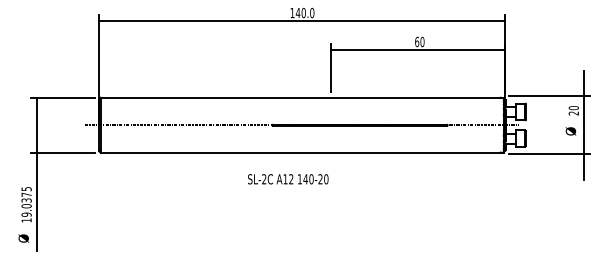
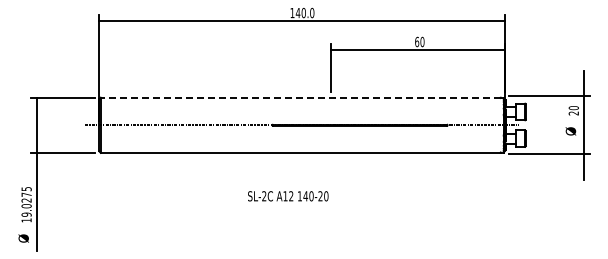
line: solid -> dashed (300, 97)
text position: (288, 179) -> (288, 196) (288, 196)
text: 19.0375 -> 19.0275 (26, 200)
